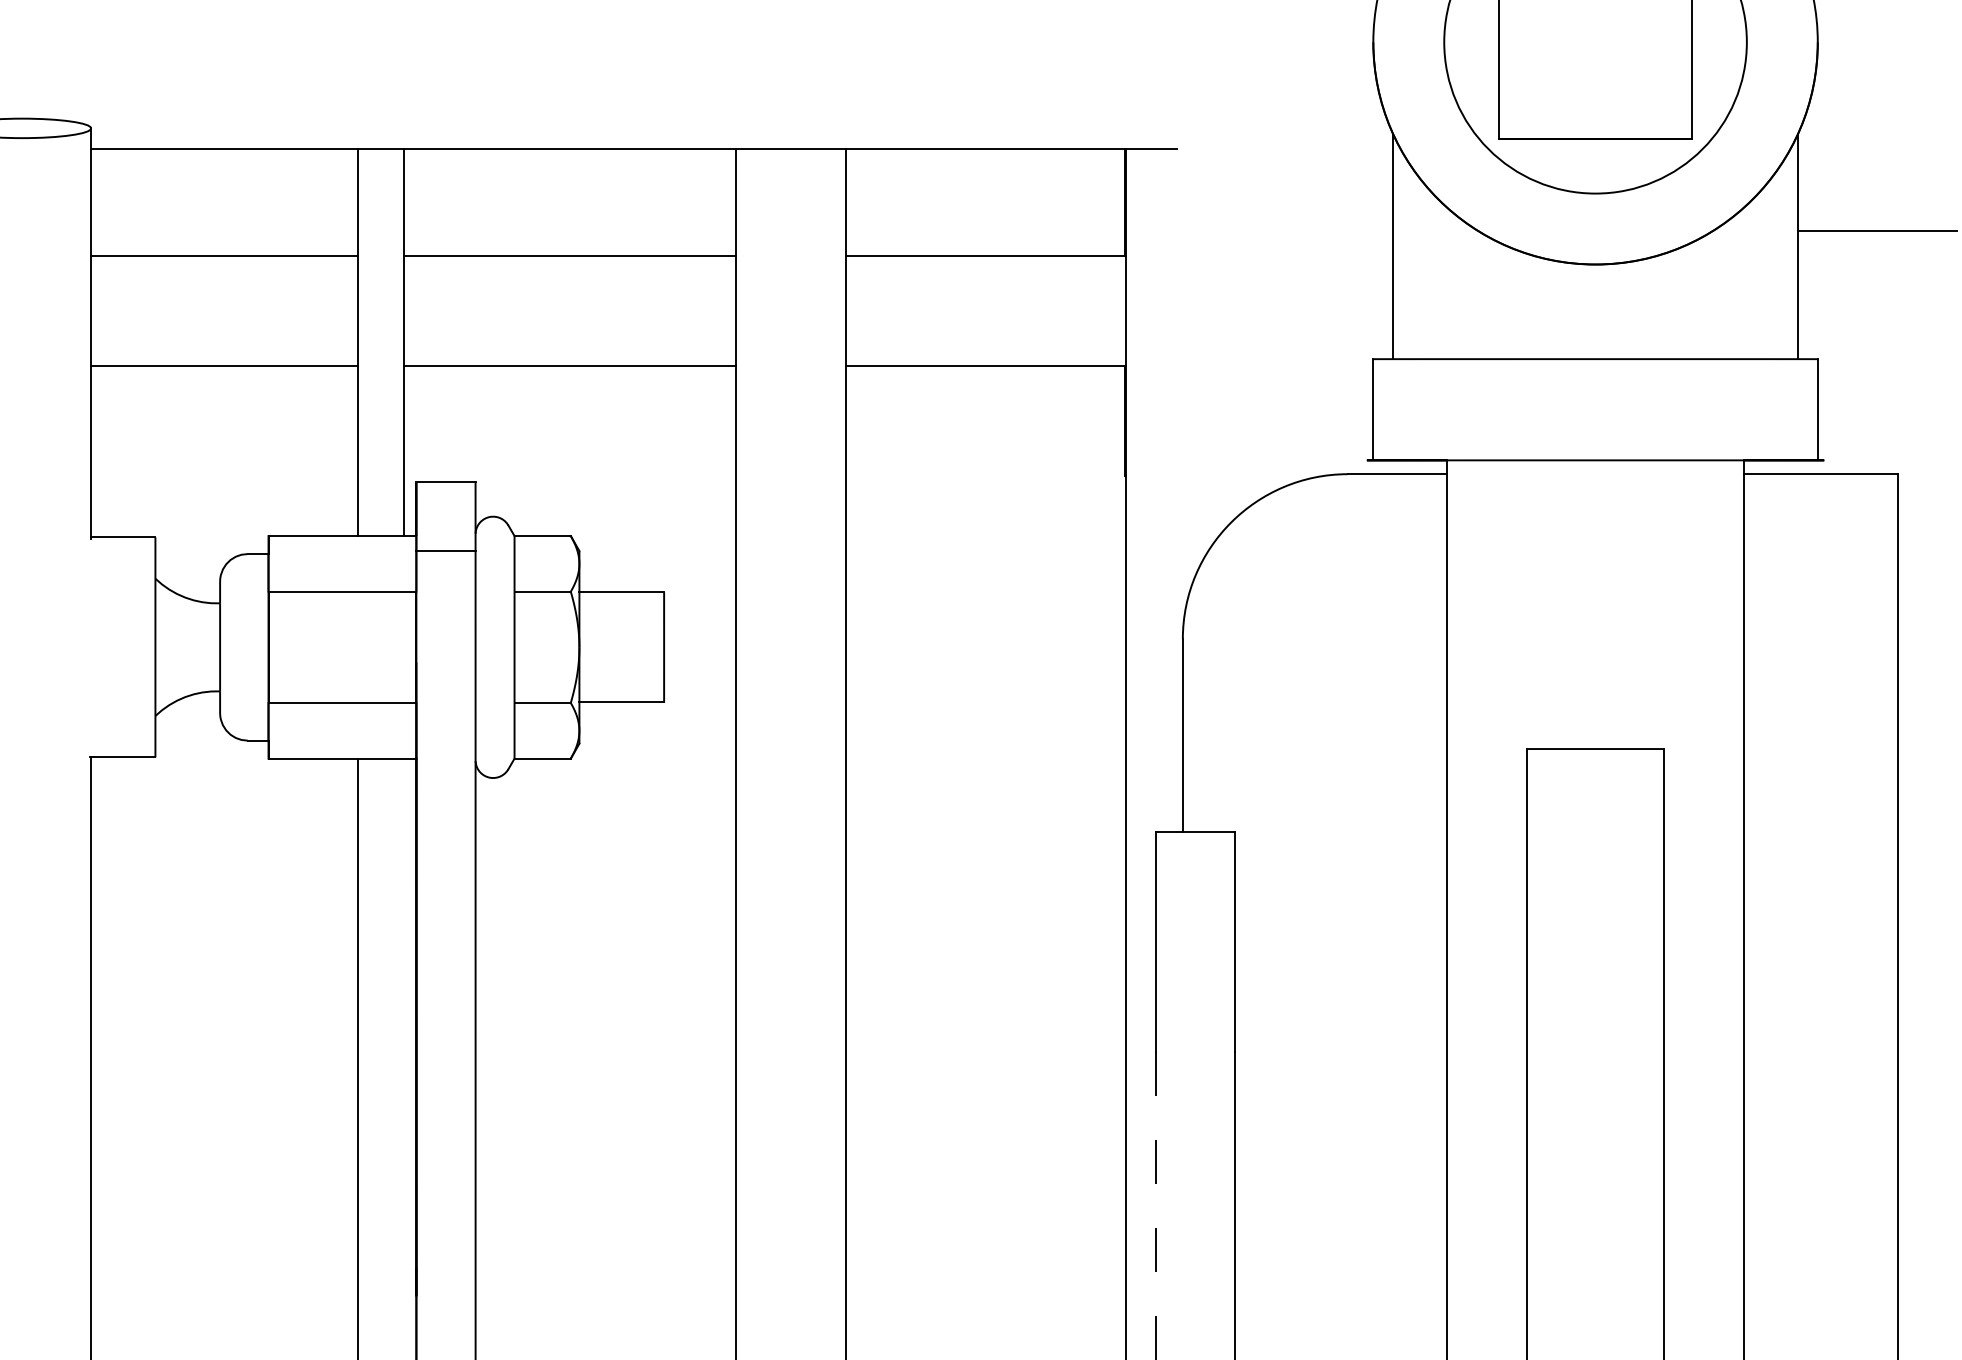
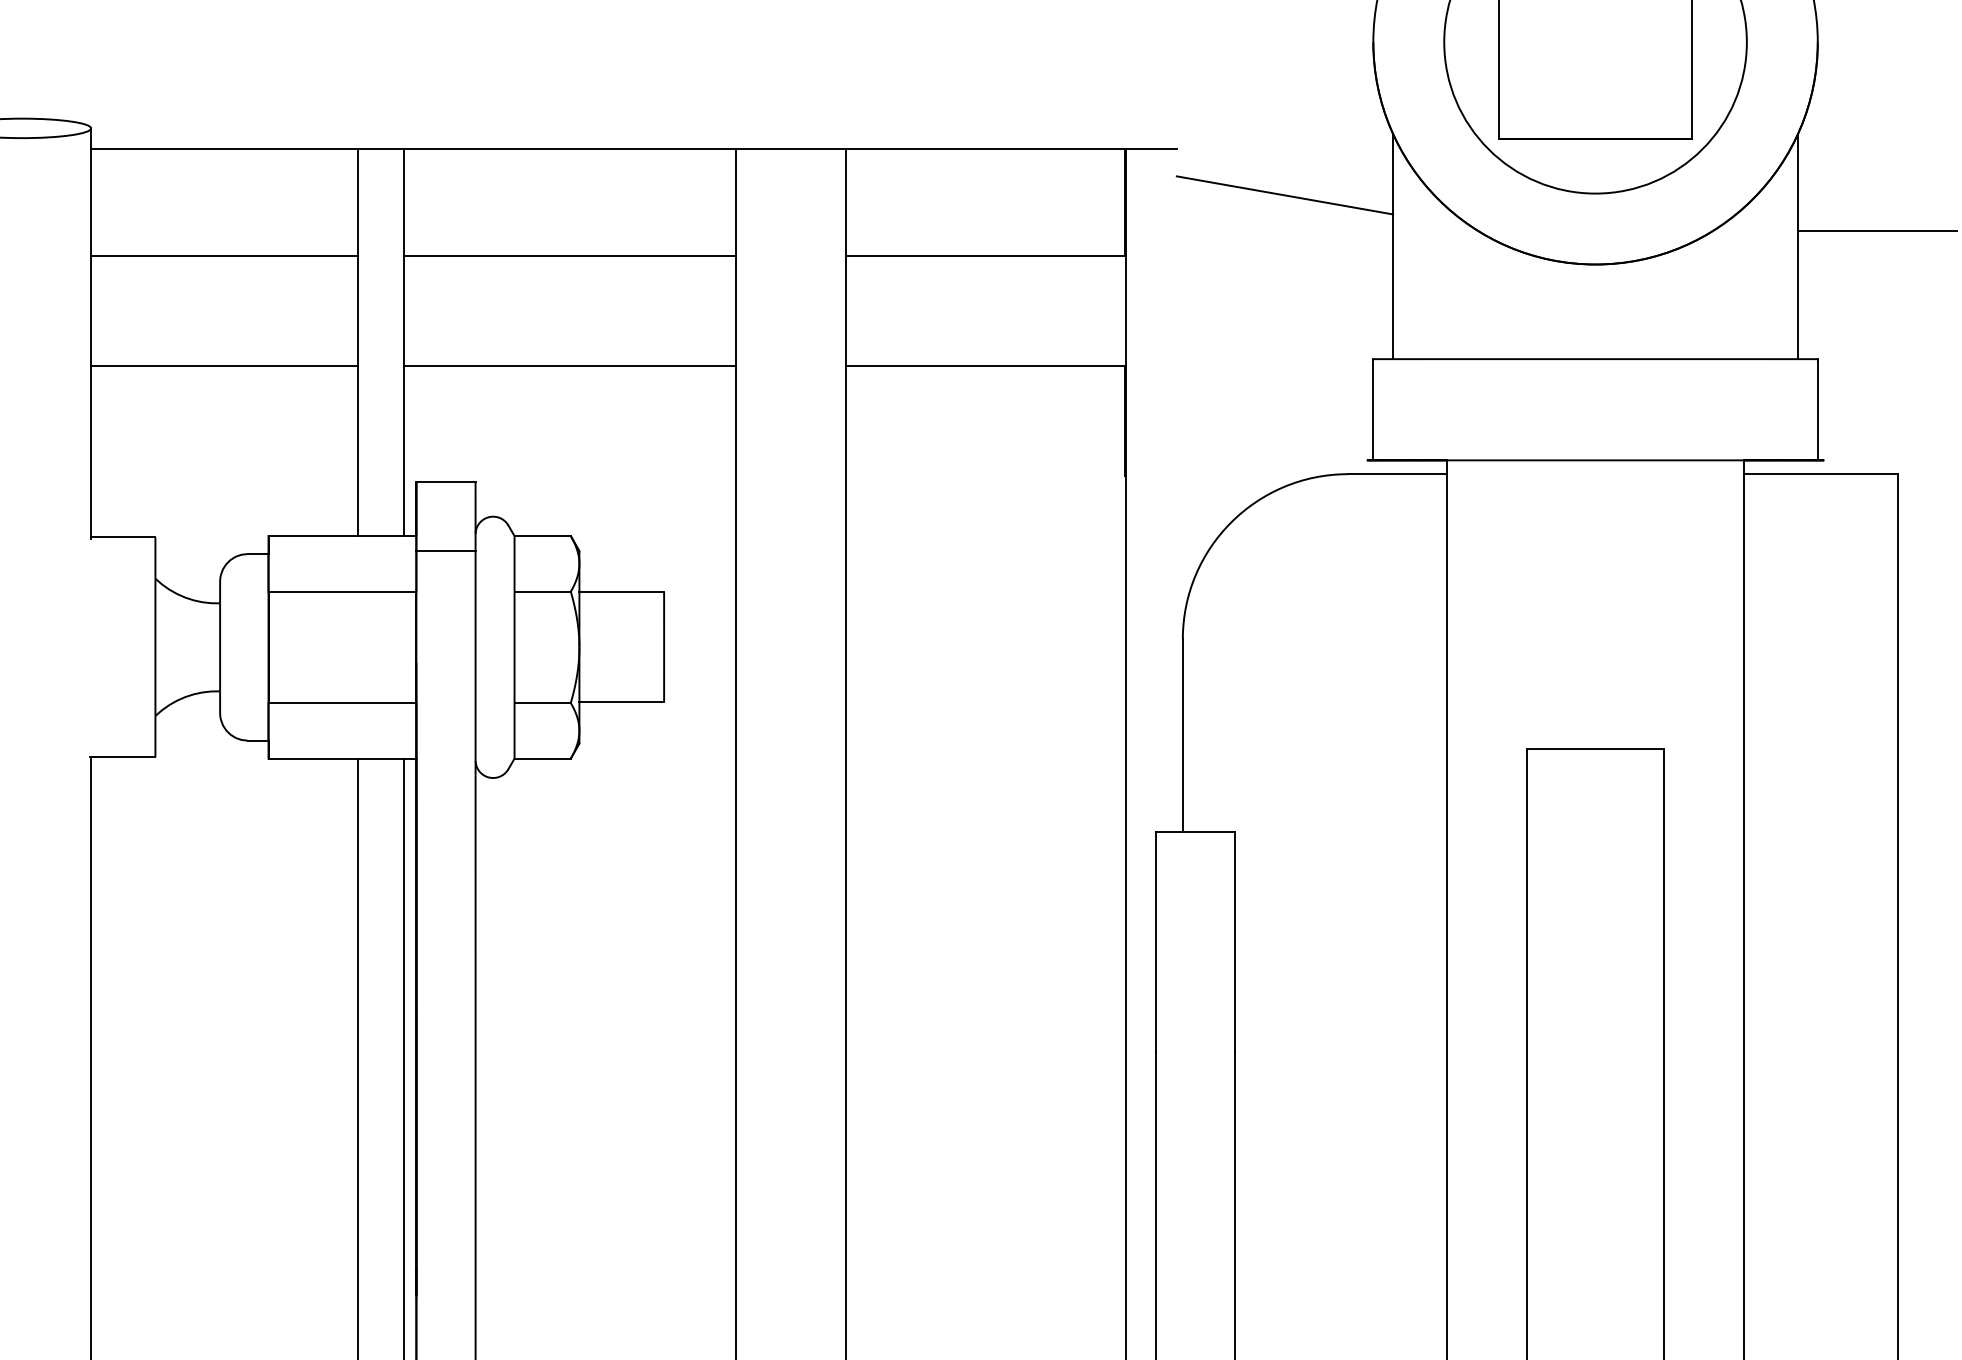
line: none -> present (1284, 195)
line: none -> present (403, 1057)
line: dashed -> solid (1155, 1205)
